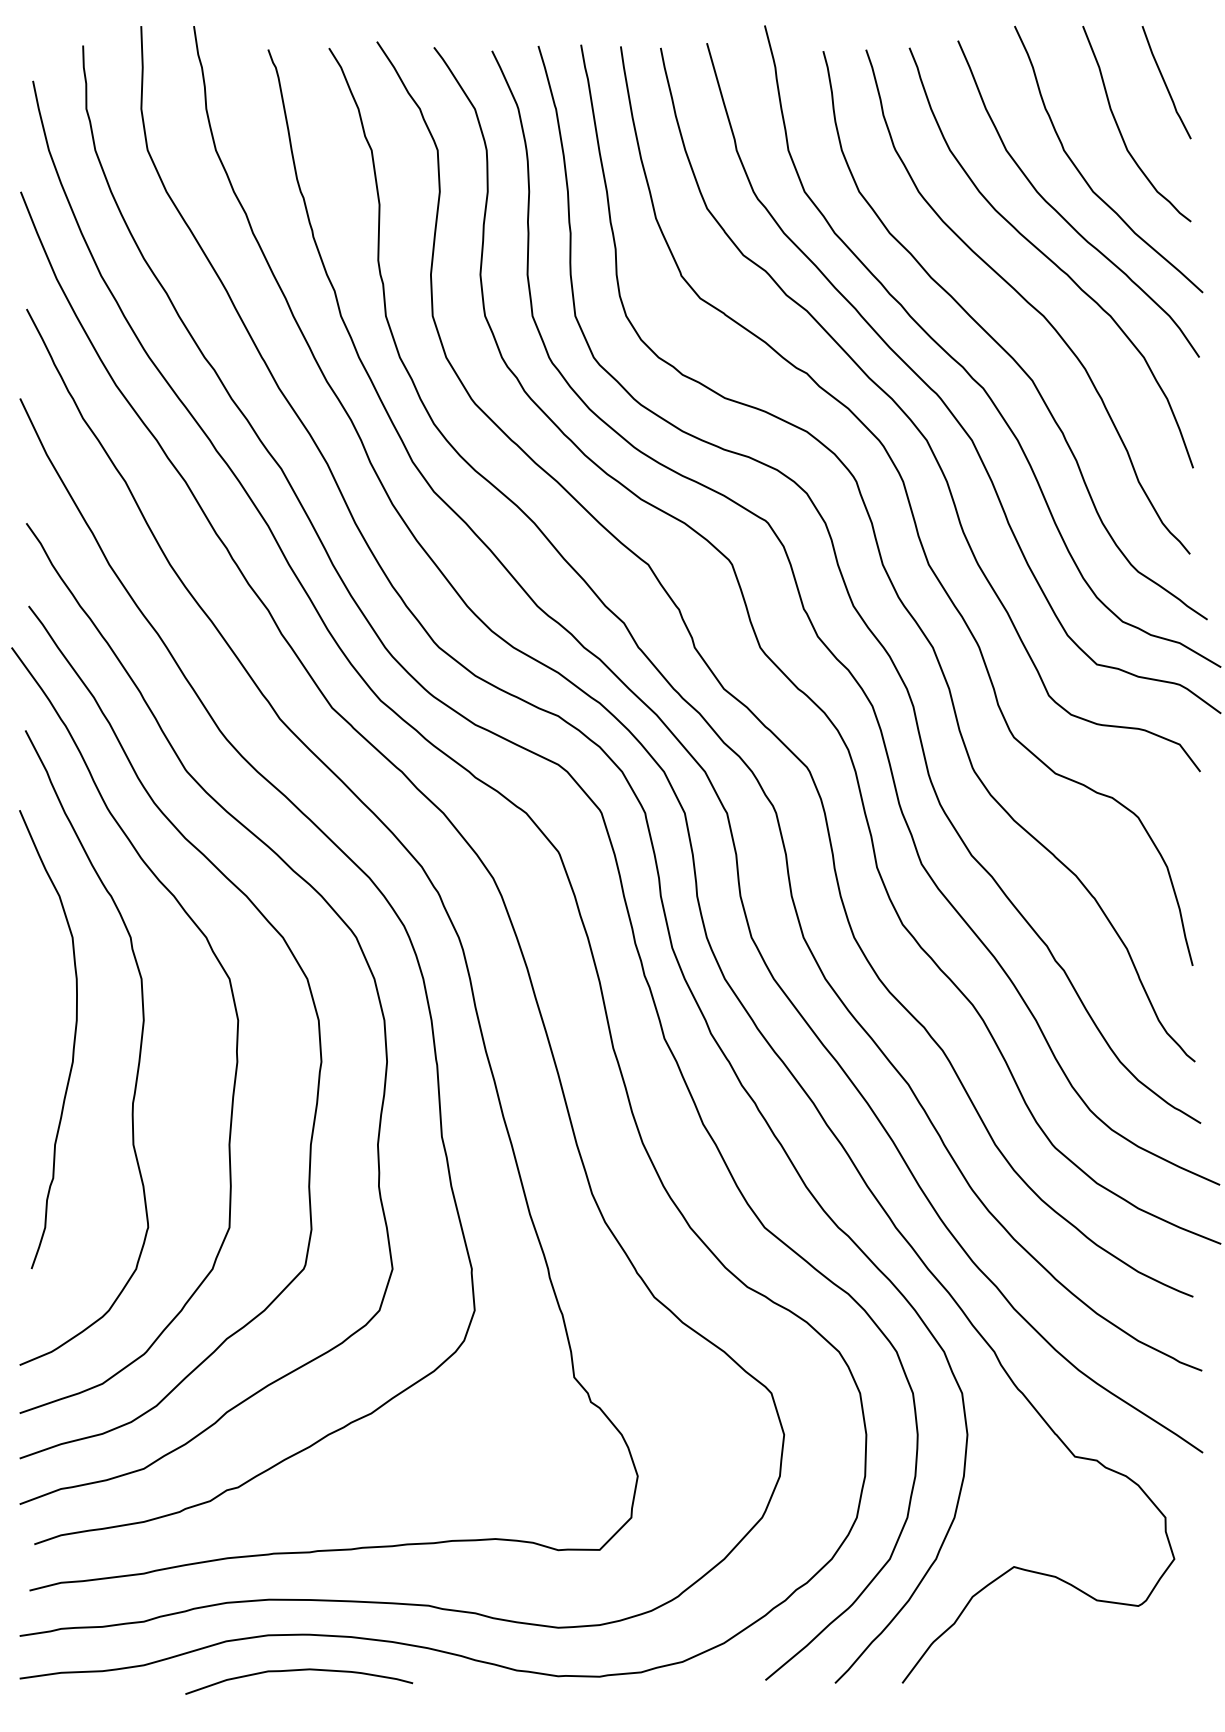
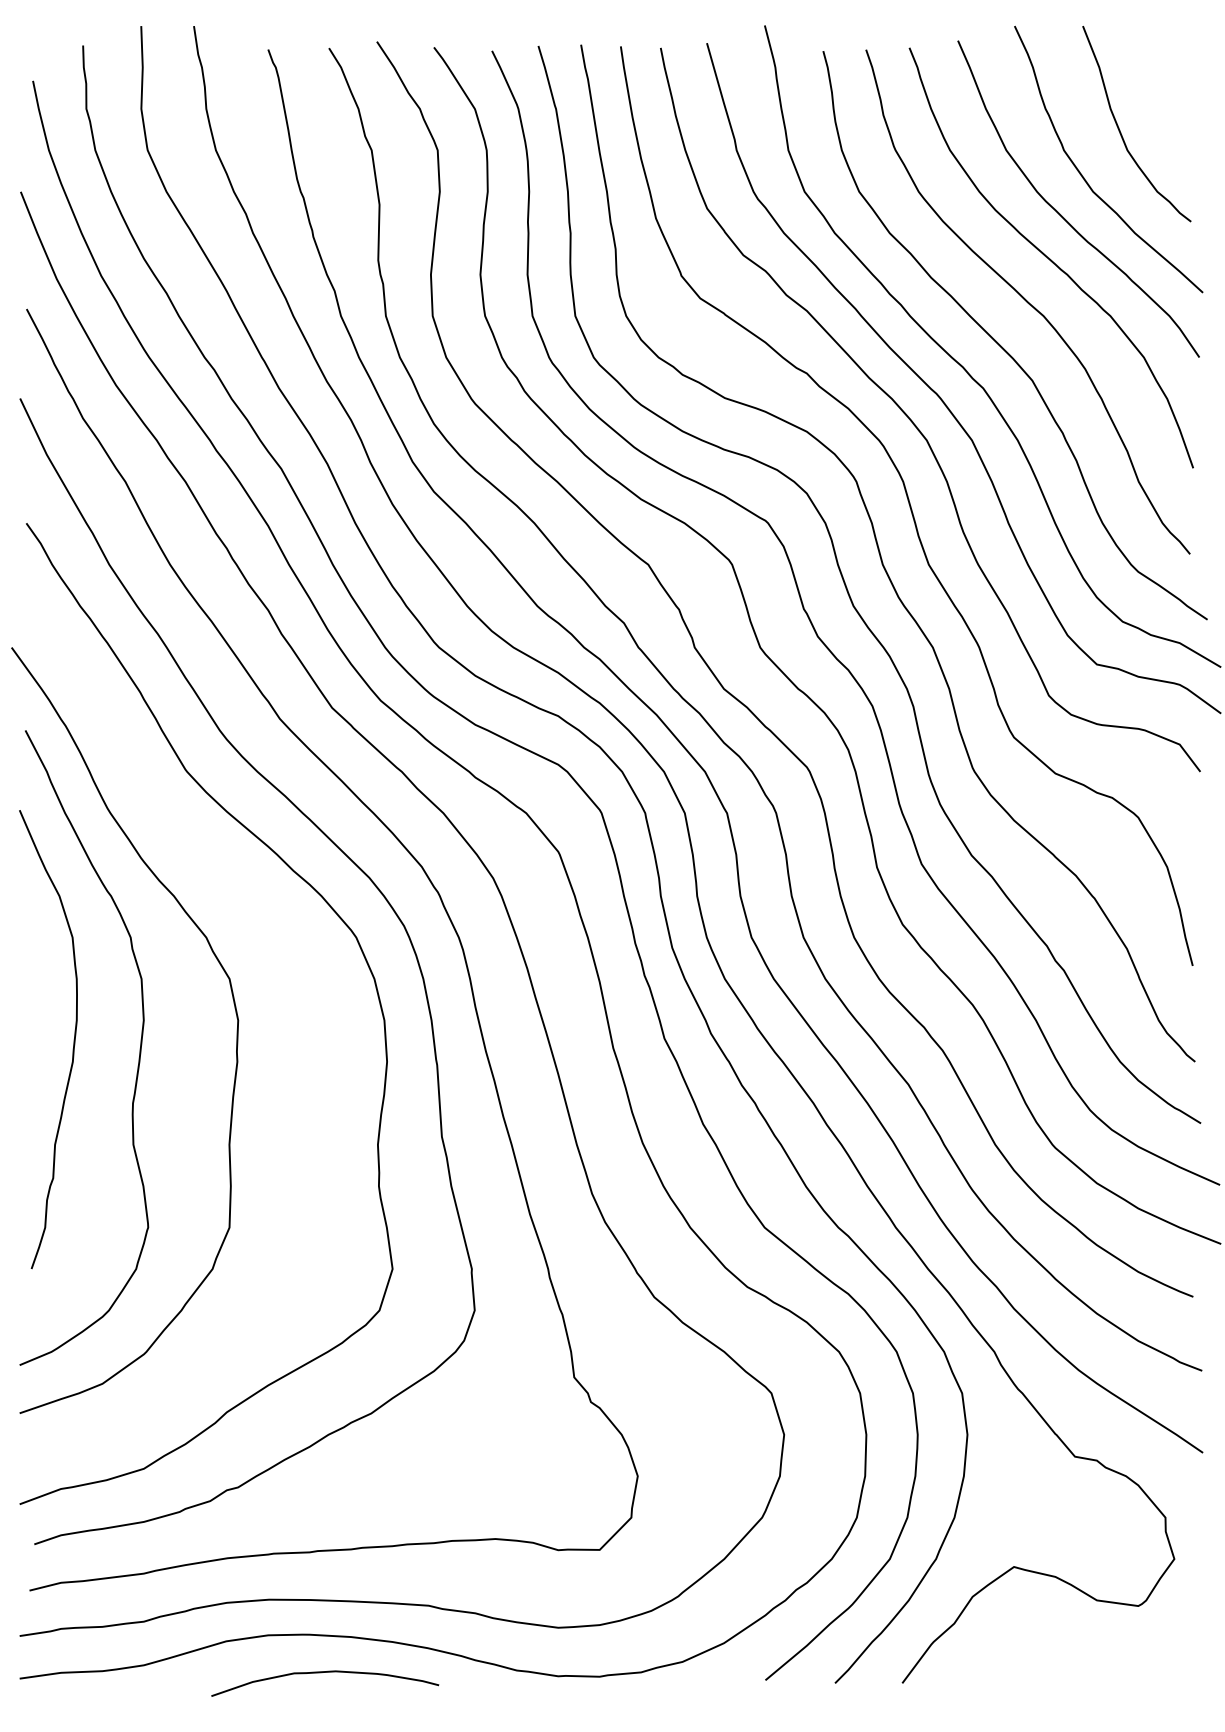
curve: present -> none (1165, 82)
curve: present -> none (294, 959)
curve position: (295, 1671) -> (321, 1673) (321, 1673)
